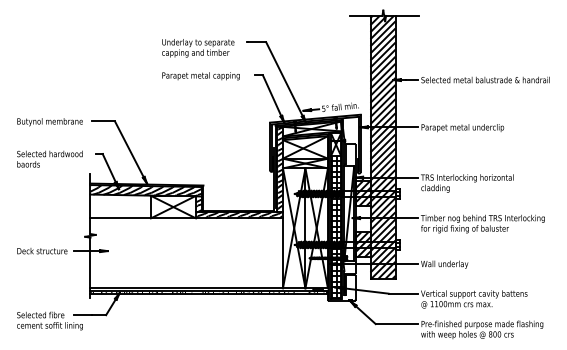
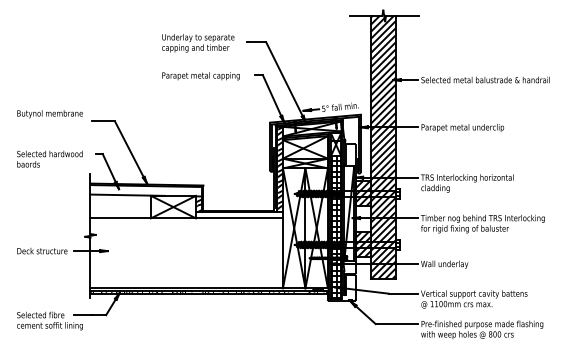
text position: (198, 48) -> (198, 43) (198, 43)
text position: (49, 122) -> (49, 114) (49, 114)
hatch: present -> none (145, 190)
hatch: present -> none (238, 215)
